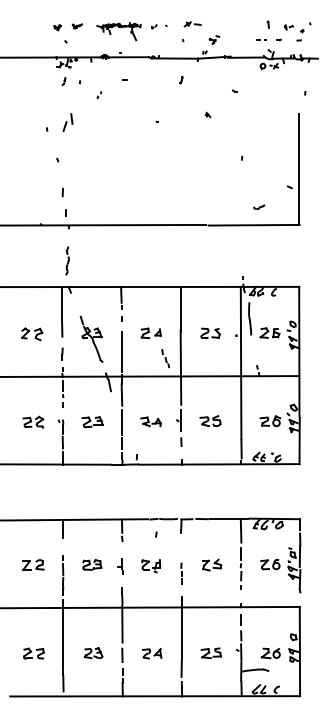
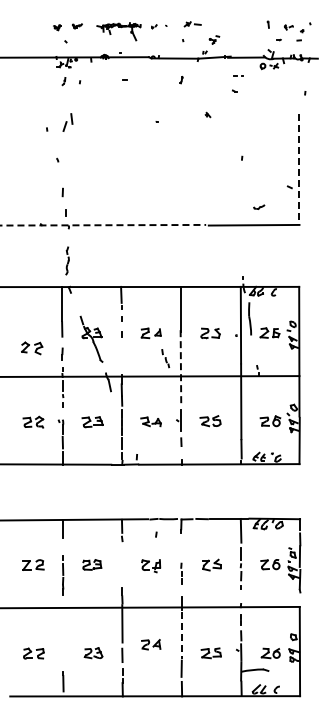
part position: (261, 39) -> (238, 75) (238, 75)
part: present -> none (98, 95)
line: solid -> dashed (299, 169)
line: solid -> dashed (103, 225)
part position: (32, 334) -> (32, 348) (32, 348)
line: present -> none (121, 355)
line: solid -> dashed (180, 368)
part: present -> none (120, 566)
line: present -> none (63, 635)
line: solid -> dashed (181, 635)
part position: (152, 653) -> (151, 644) (151, 644)
